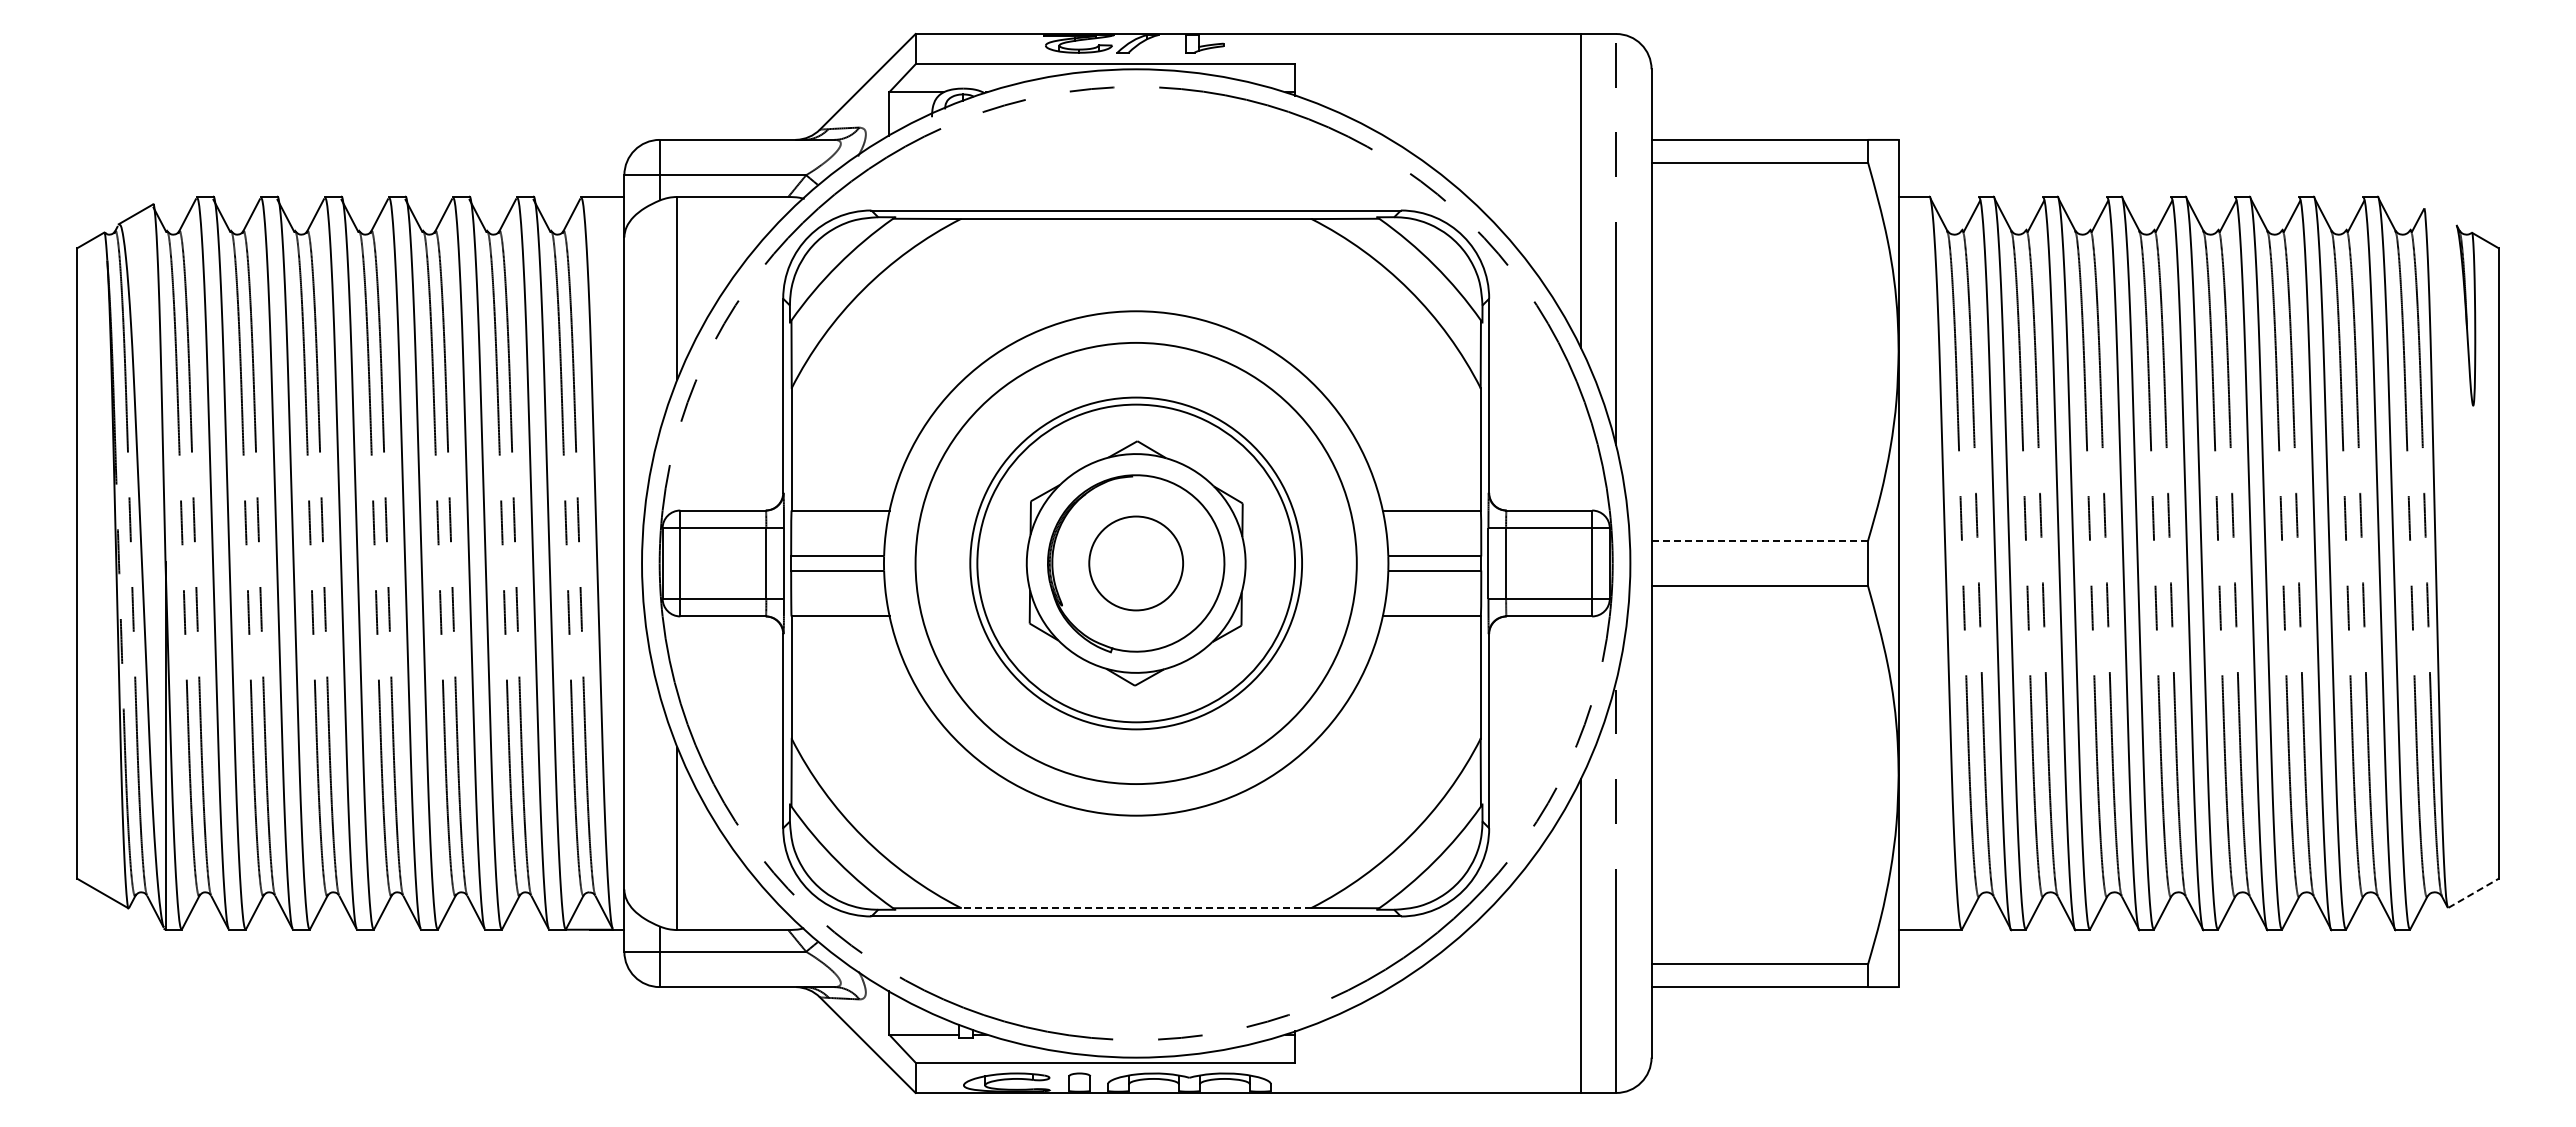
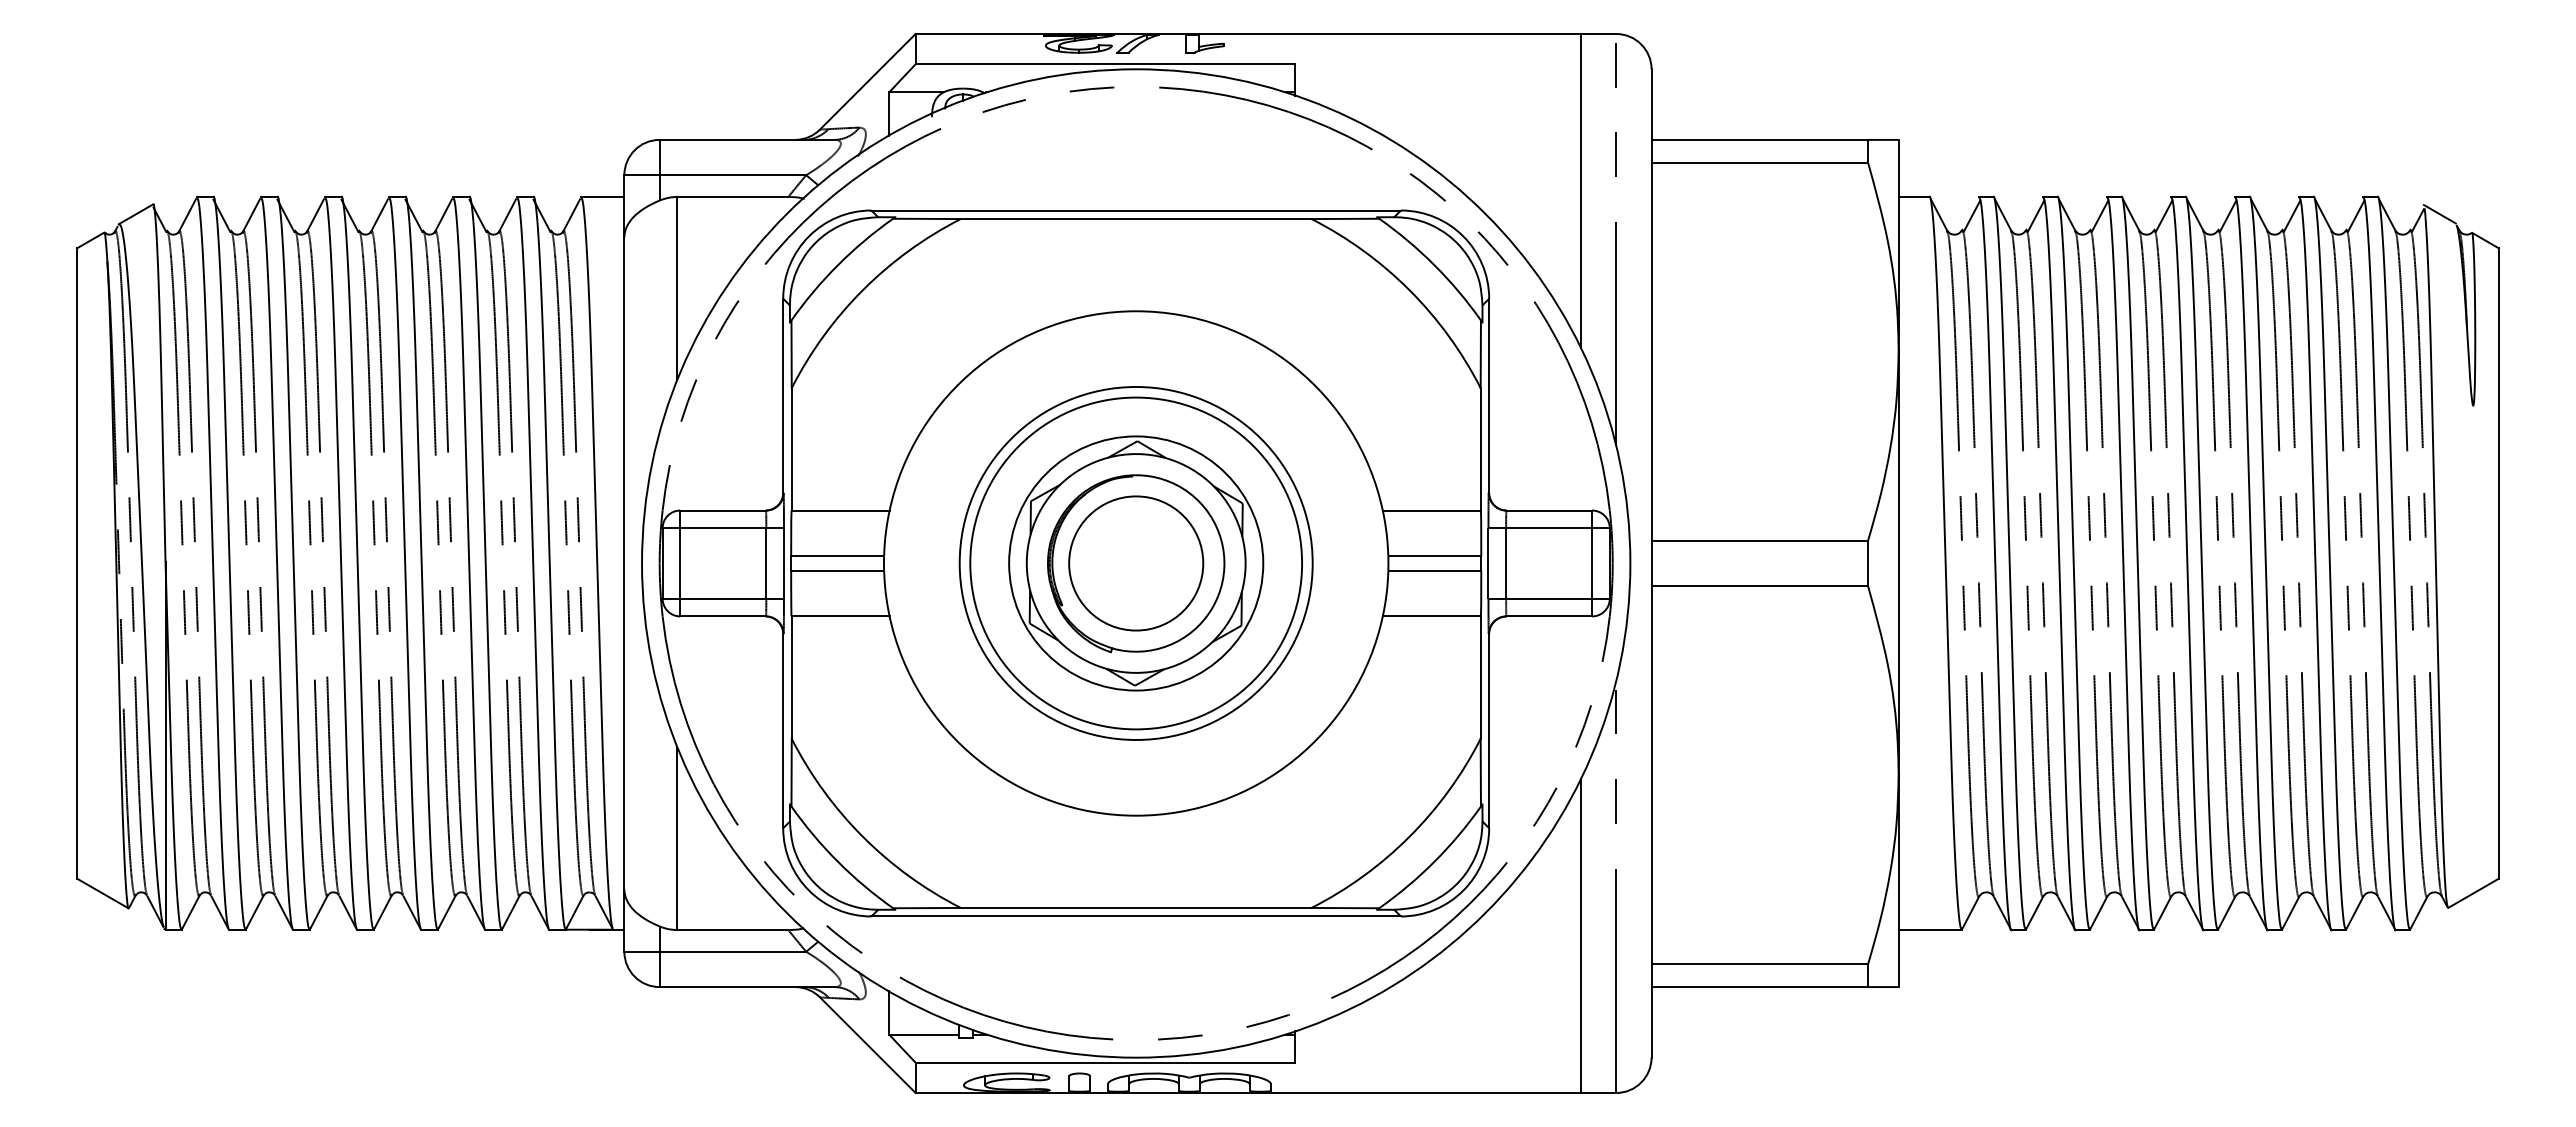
line: none -> present (2439, 214)
line: dashed -> solid (1760, 540)
circle diameter: 441 px -> 353 px (1135, 563)
circle diameter: 318 px -> 254 px (1136, 563)
circle diameter: 94 px -> 134 px (1136, 563)
line: dashed -> solid (2474, 893)
line: dashed -> solid (1135, 907)
